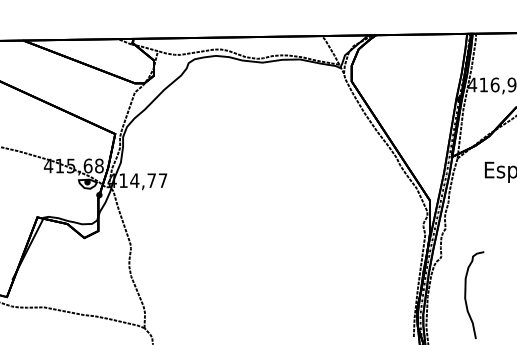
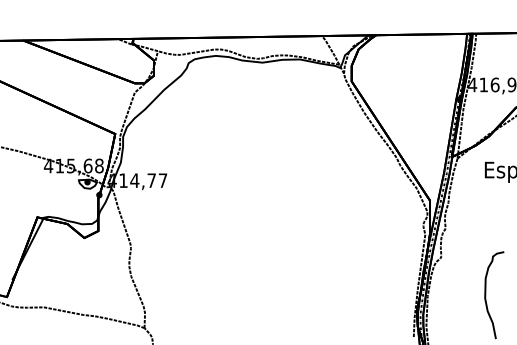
curve position: (466, 295) -> (486, 295) (486, 295)
